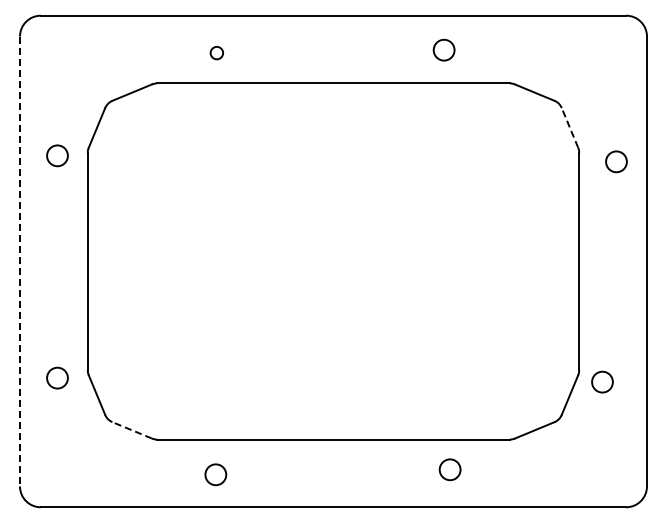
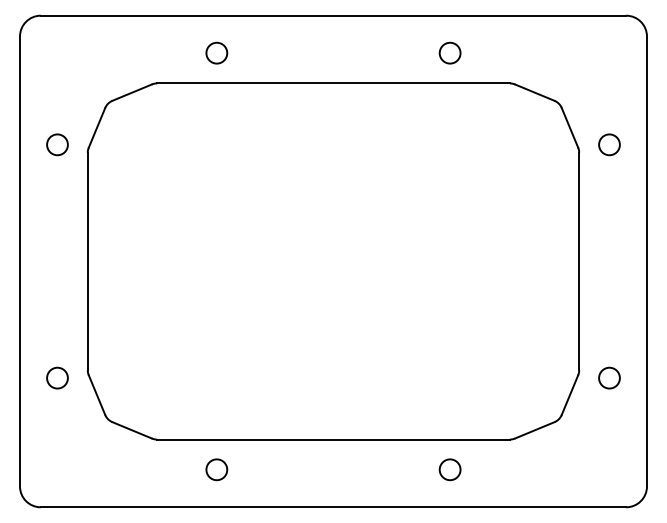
circle position: (443, 49) -> (449, 52) (449, 52)
circle size: 15x15 px -> 24x24 px (216, 52)
line: dashed -> solid (569, 127)
circle position: (57, 155) -> (57, 144) (57, 144)
circle position: (616, 161) -> (609, 144) (609, 144)
line: dashed -> solid (20, 261)
circle position: (602, 381) -> (609, 377) (609, 377)
line: dashed -> solid (131, 430)
circle position: (215, 474) -> (216, 469) (216, 469)
